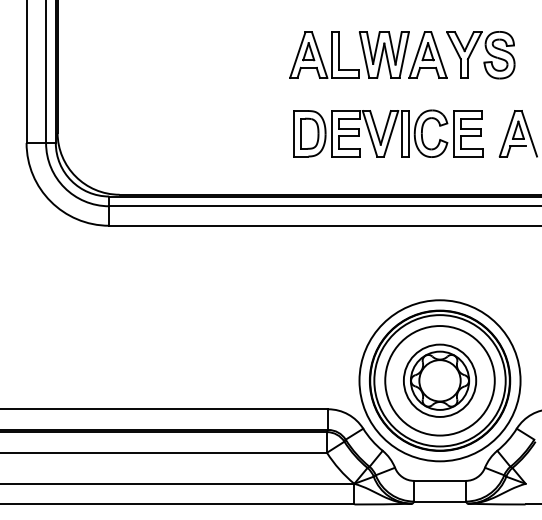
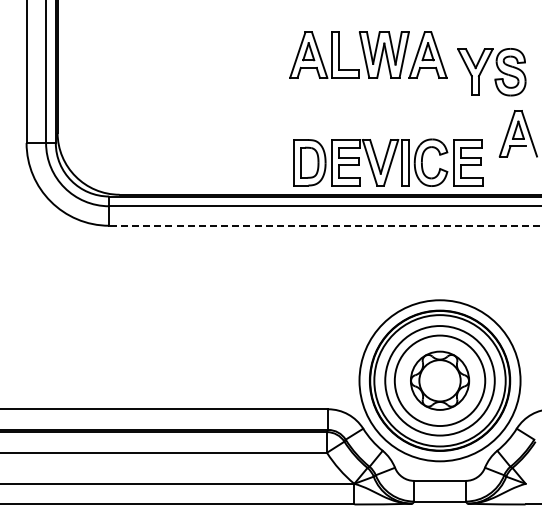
part position: (483, 61) -> (494, 78) (494, 78)
part position: (388, 133) -> (388, 162) (388, 162)
line: solid -> dashed (325, 225)
circle diameter: 72 px -> 90 px (439, 380)
